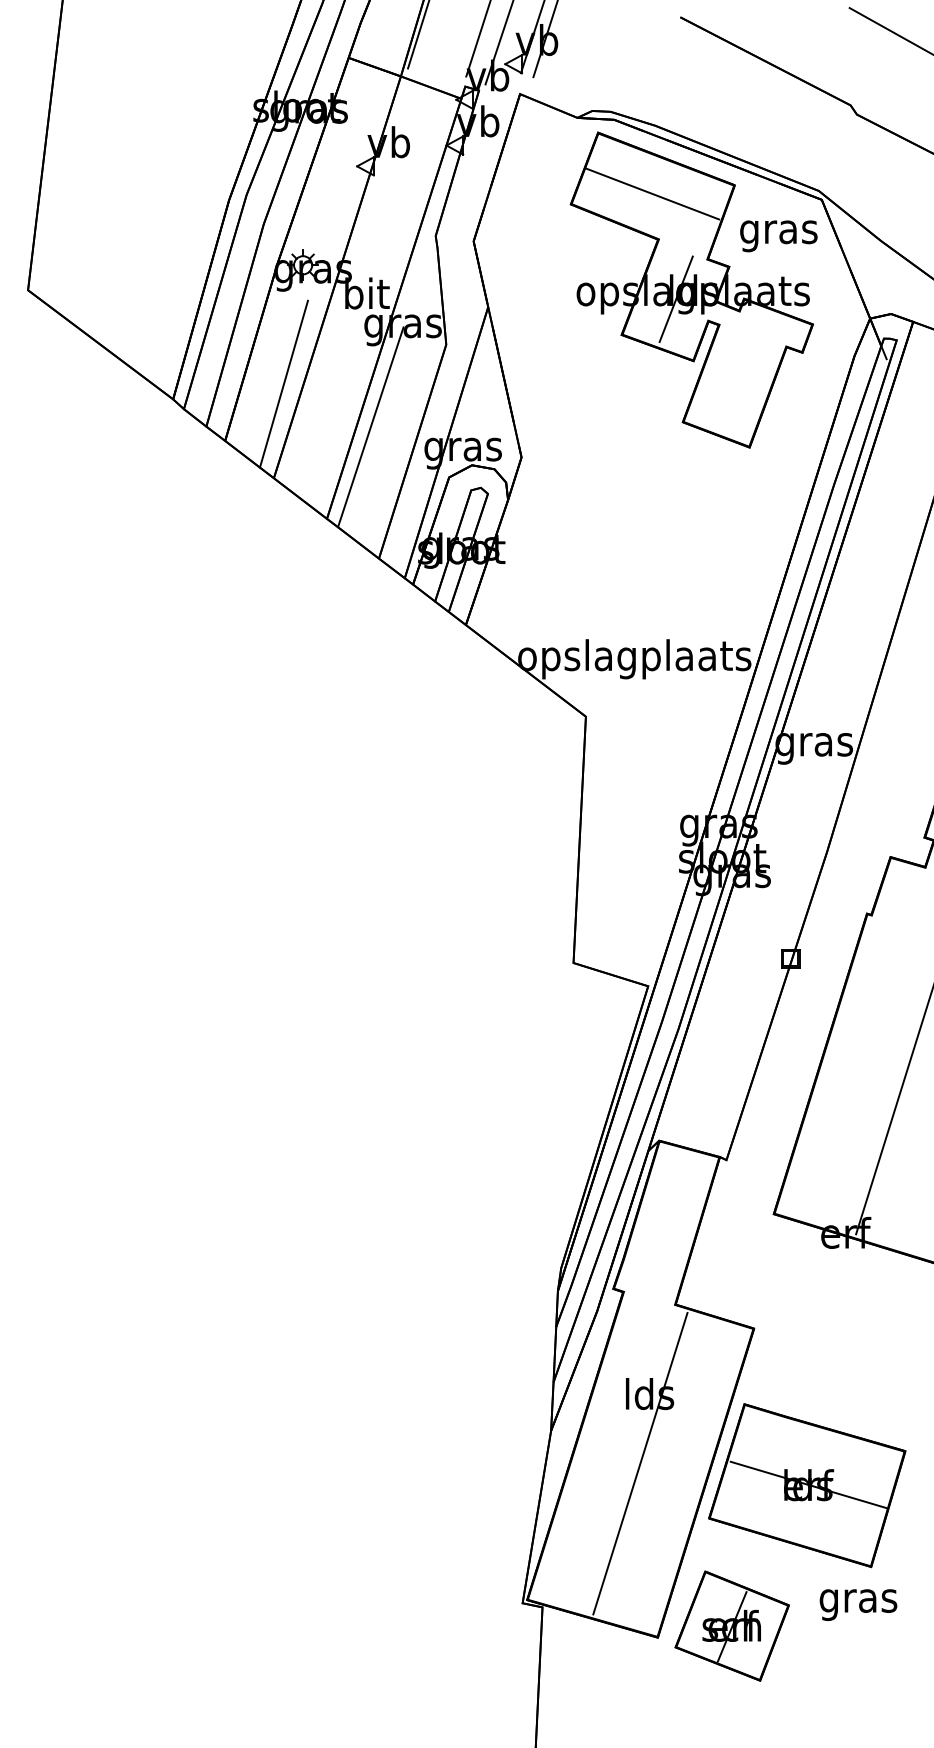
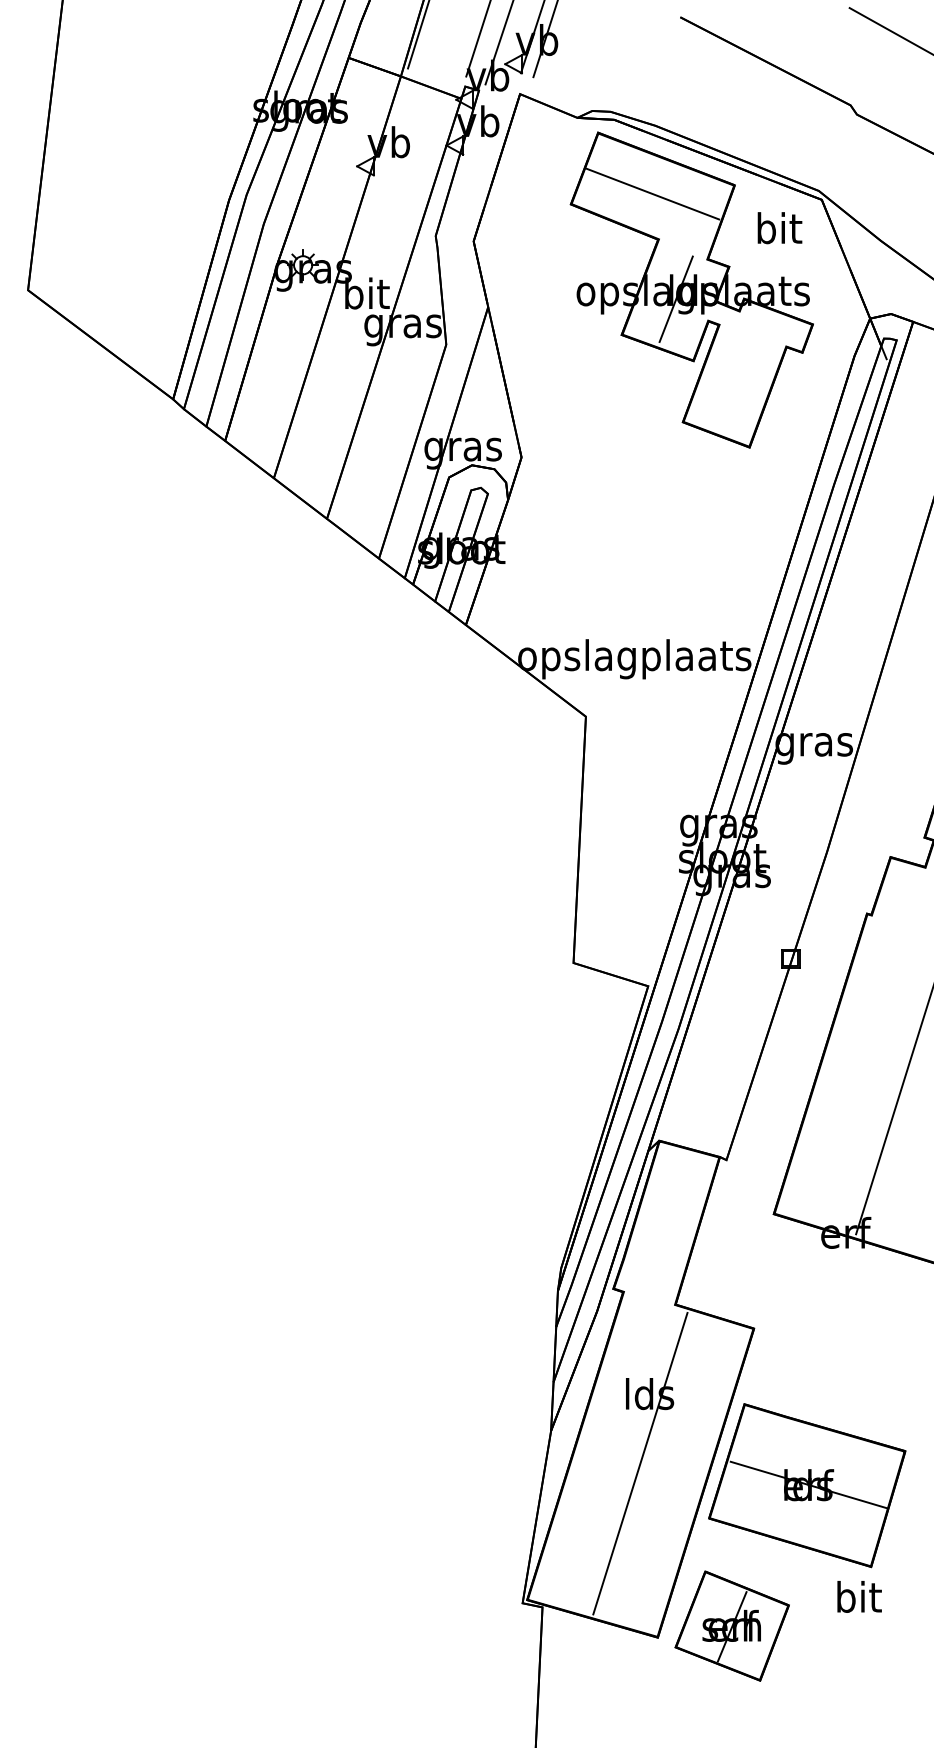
text: gras -> bit (778, 232)
line: present -> none (283, 383)
line: present -> none (370, 427)
text: gras -> bit (858, 1601)
